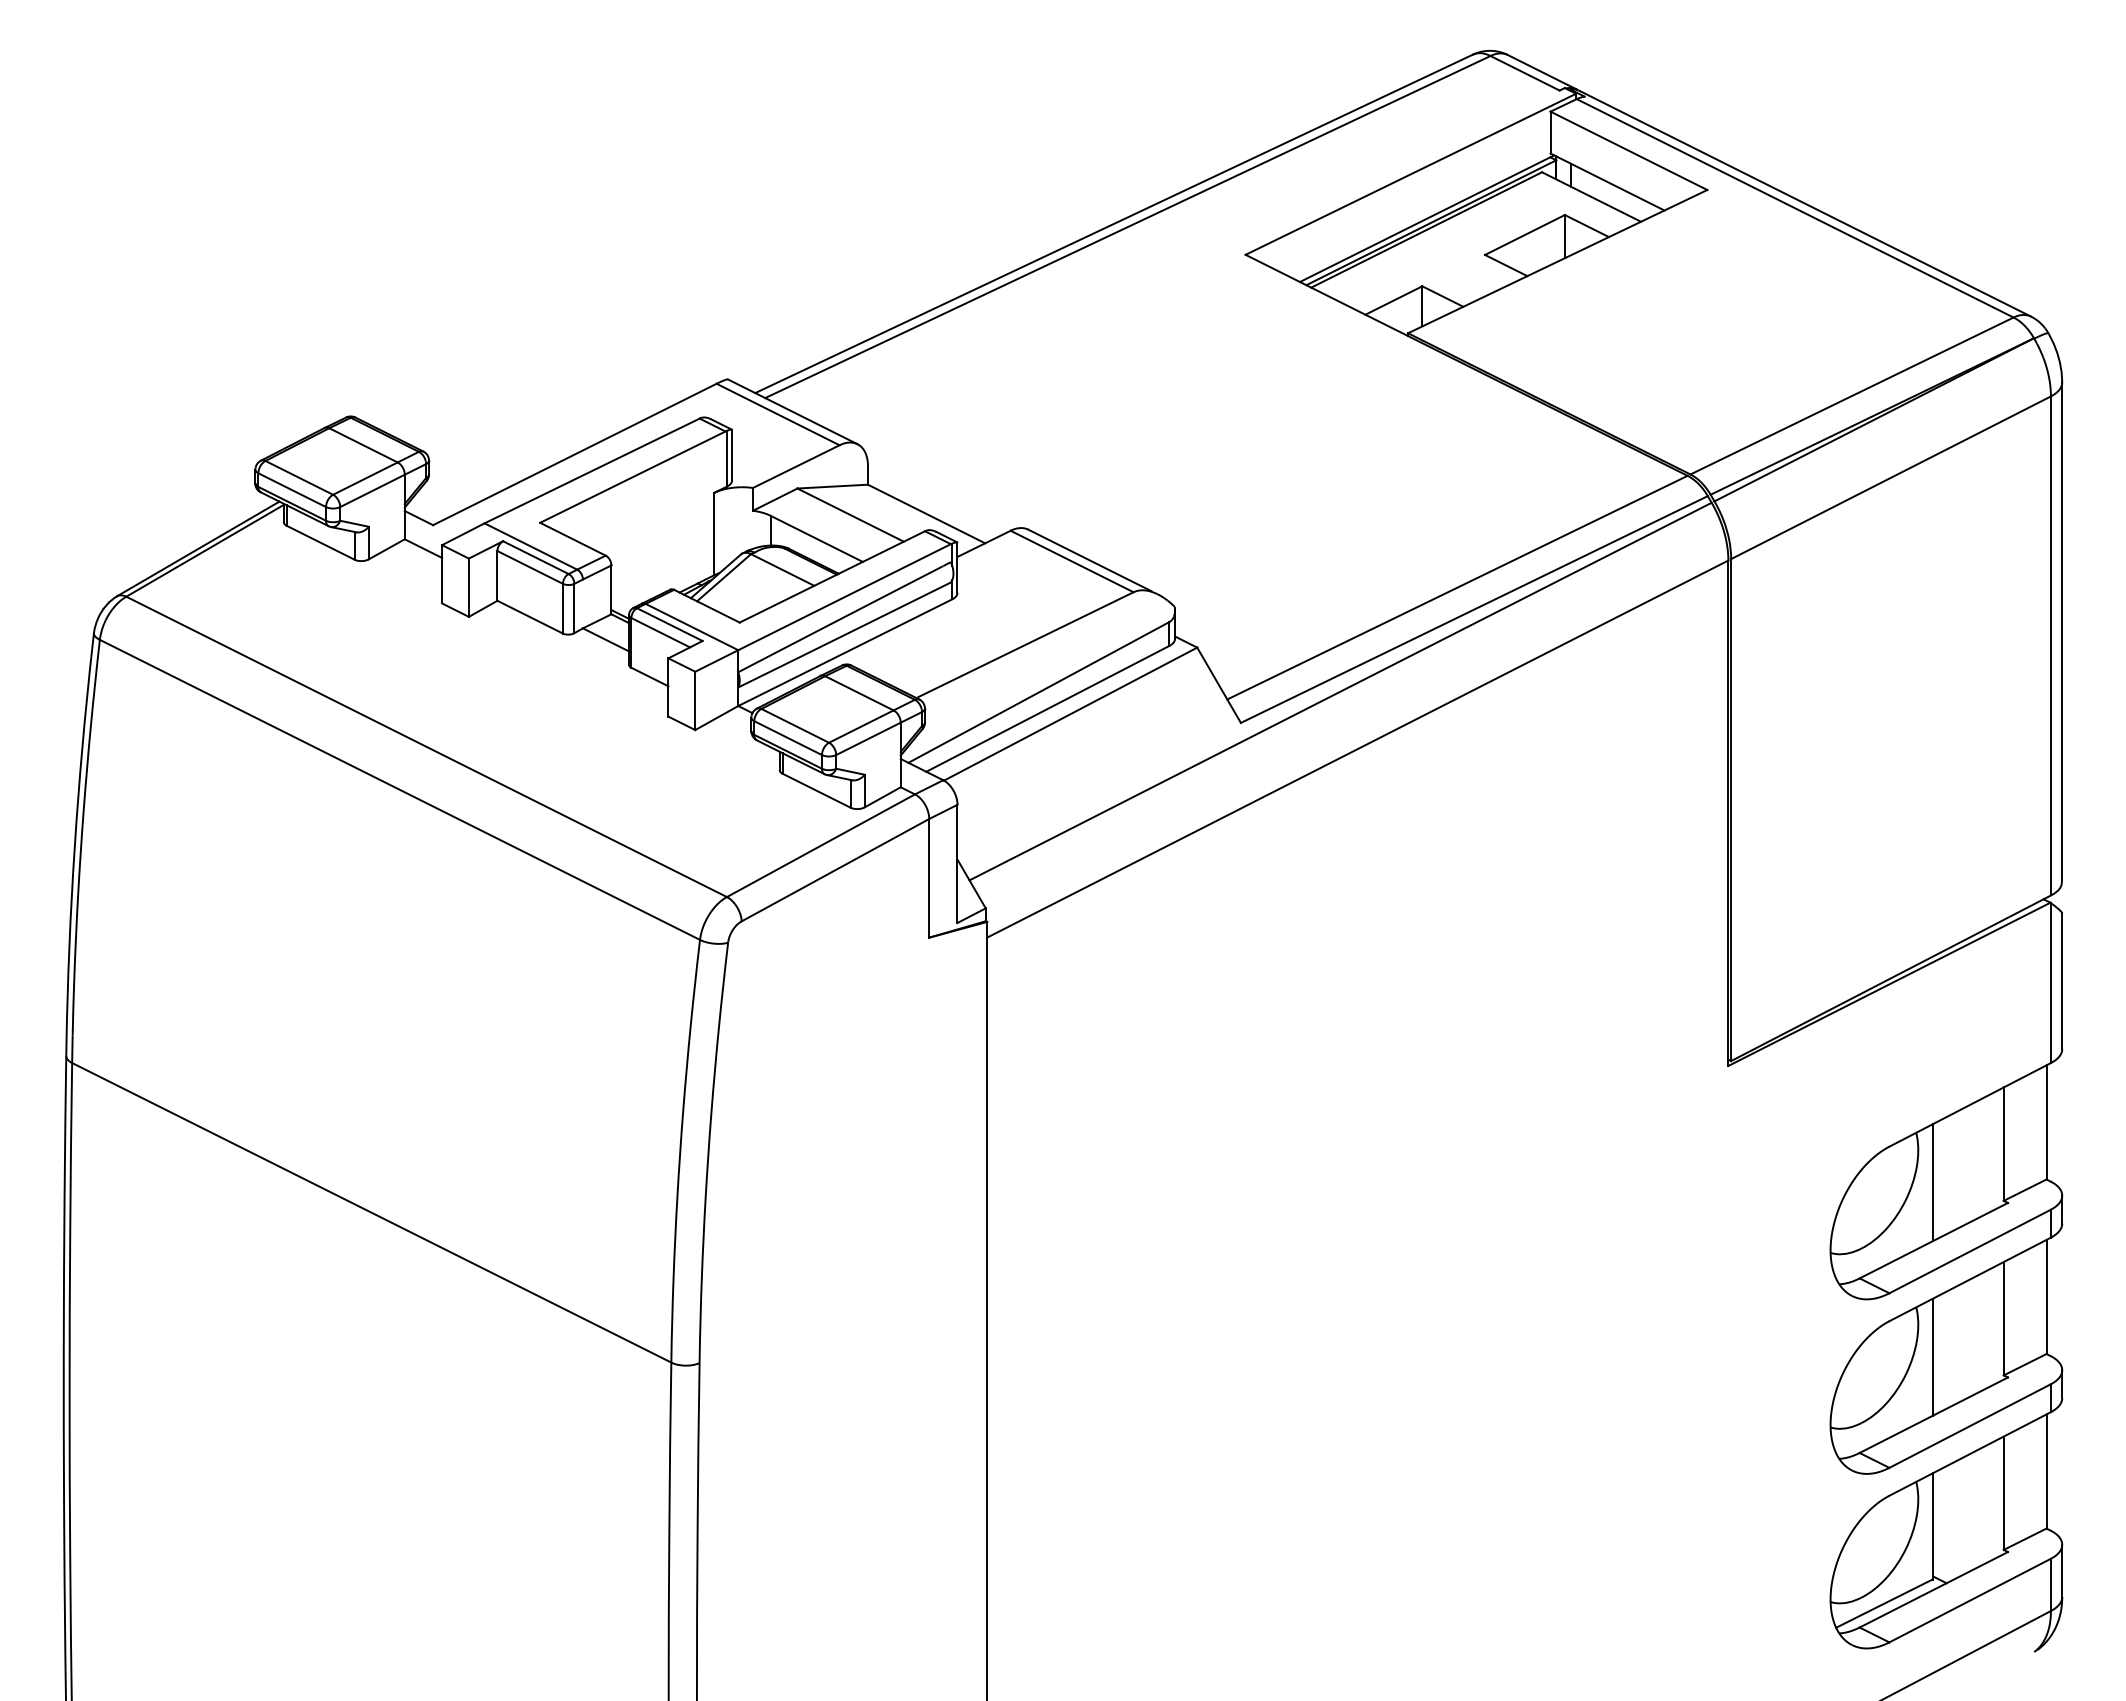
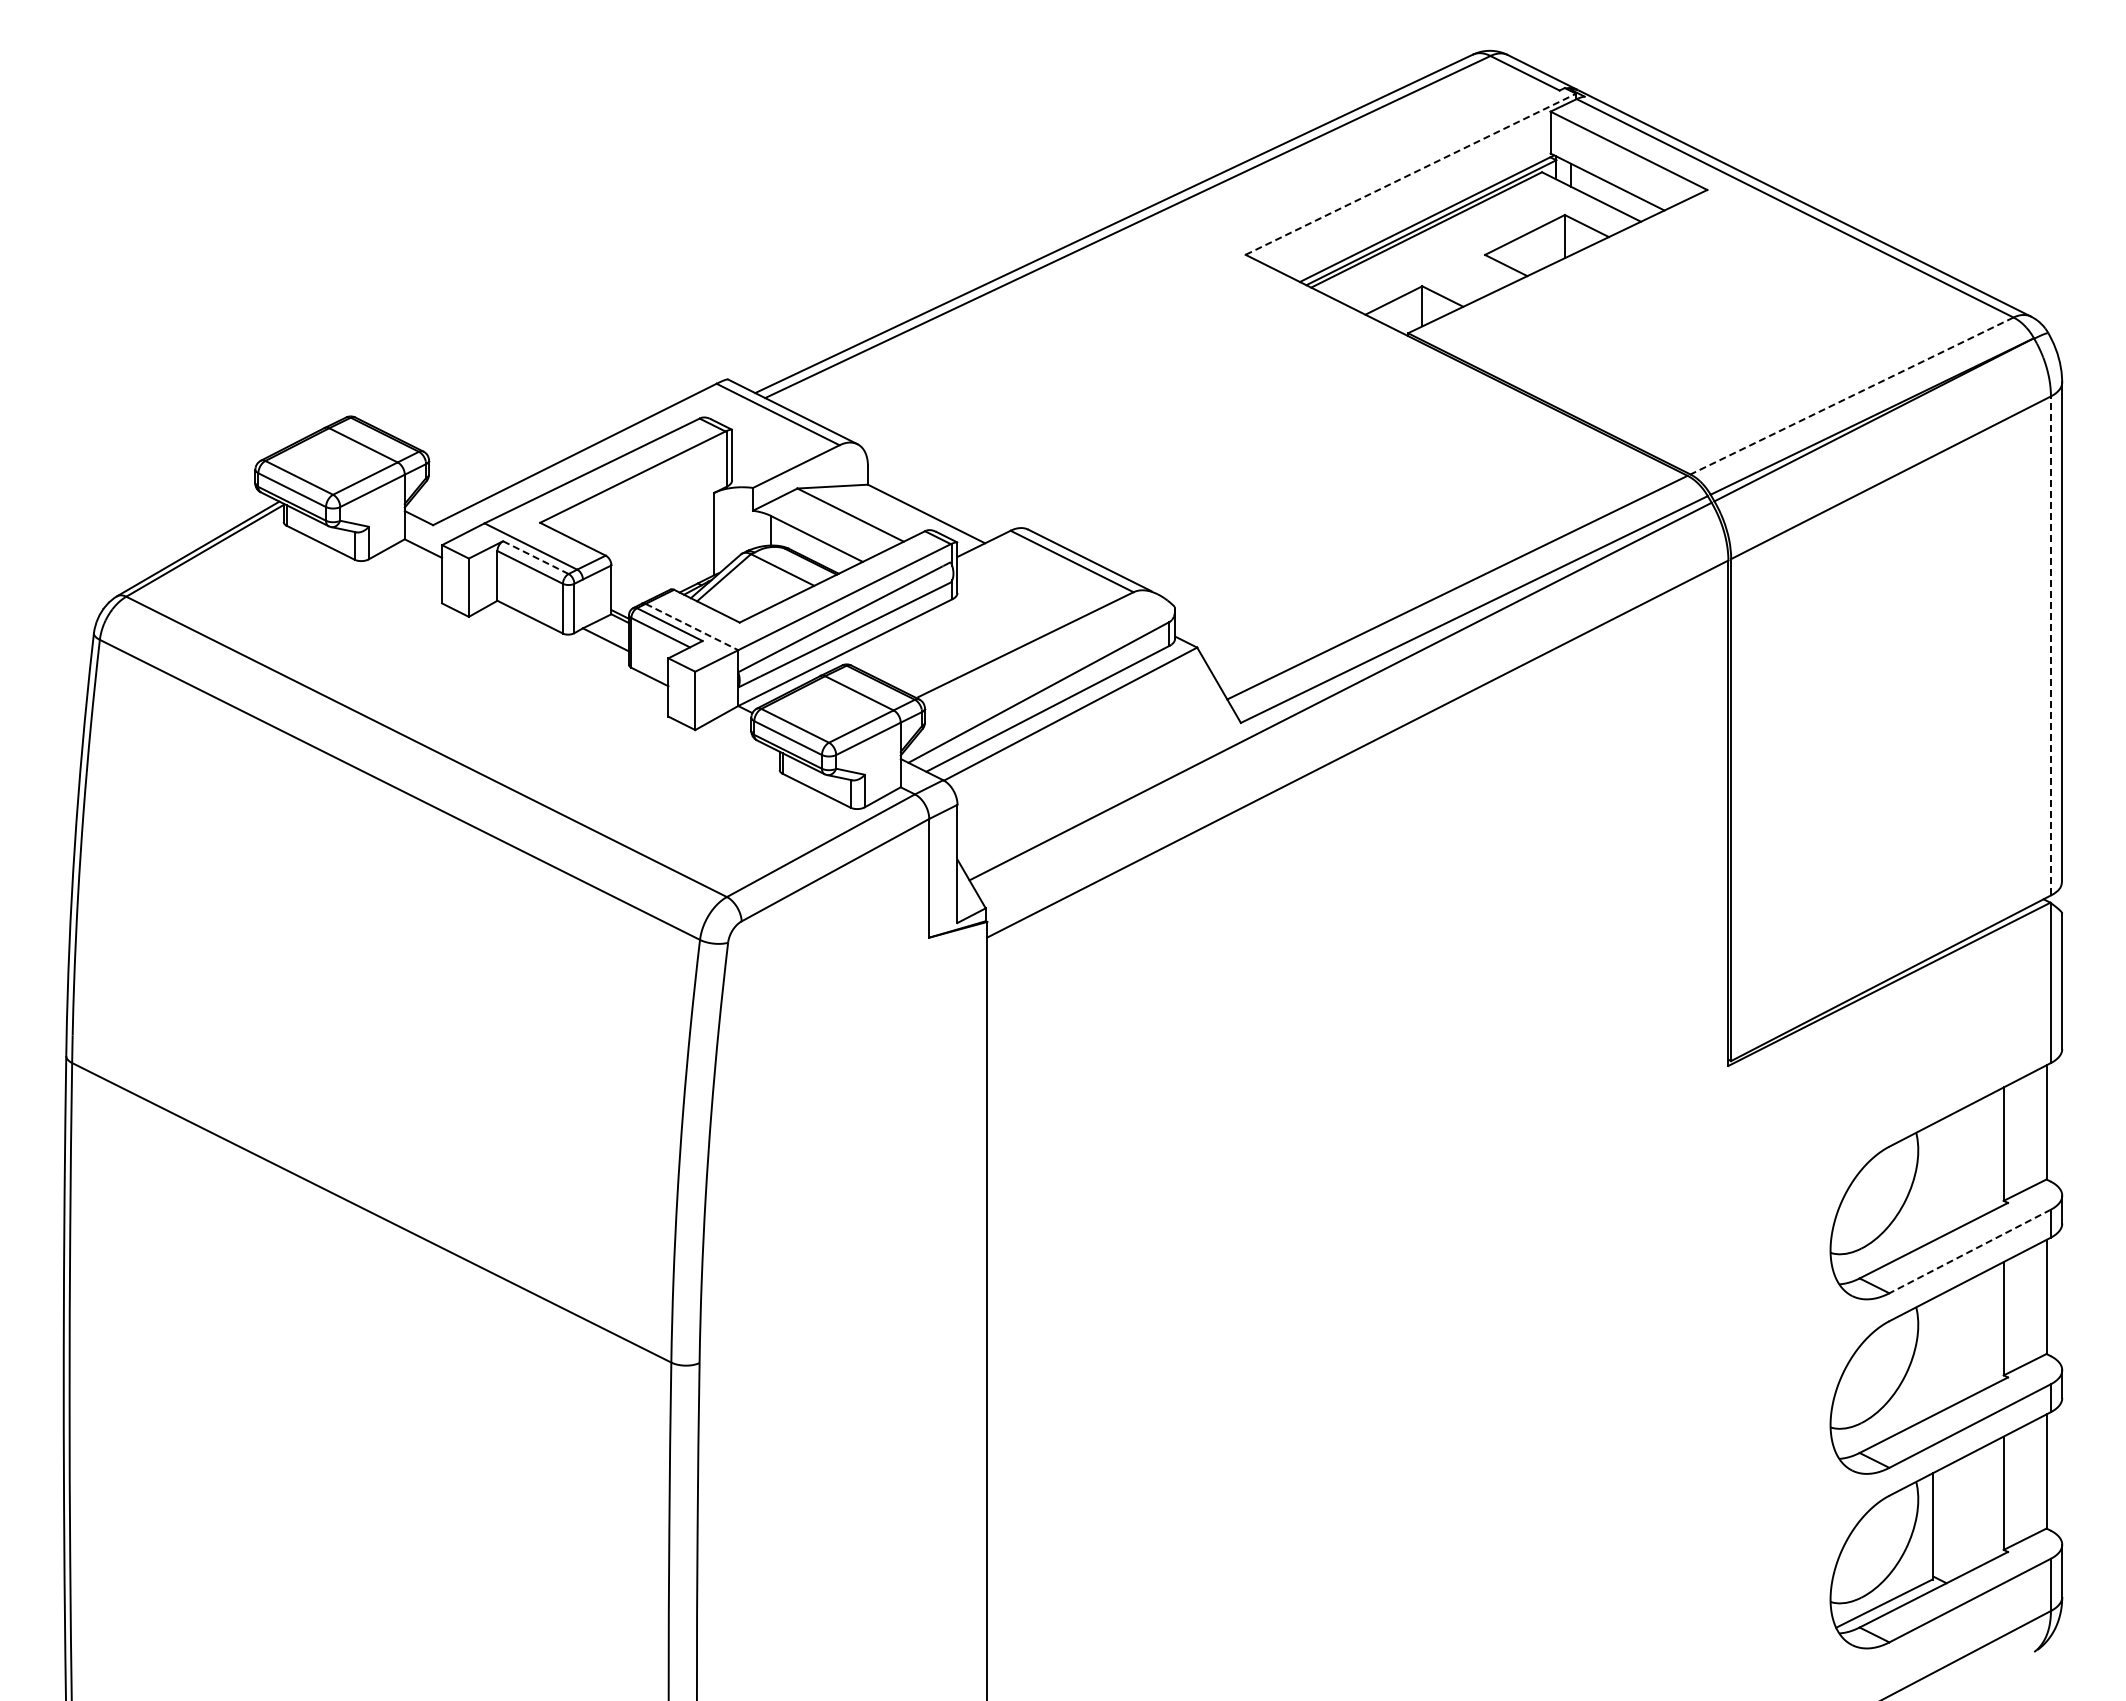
line: solid -> dashed (1410, 174)
line: solid -> dashed (1852, 396)
line: solid -> dashed (535, 557)
line: solid -> dashed (691, 627)
line: solid -> dashed (2050, 645)
line: present -> none (1932, 1182)
line: solid -> dashed (1970, 1251)
line: present -> none (1932, 1356)
